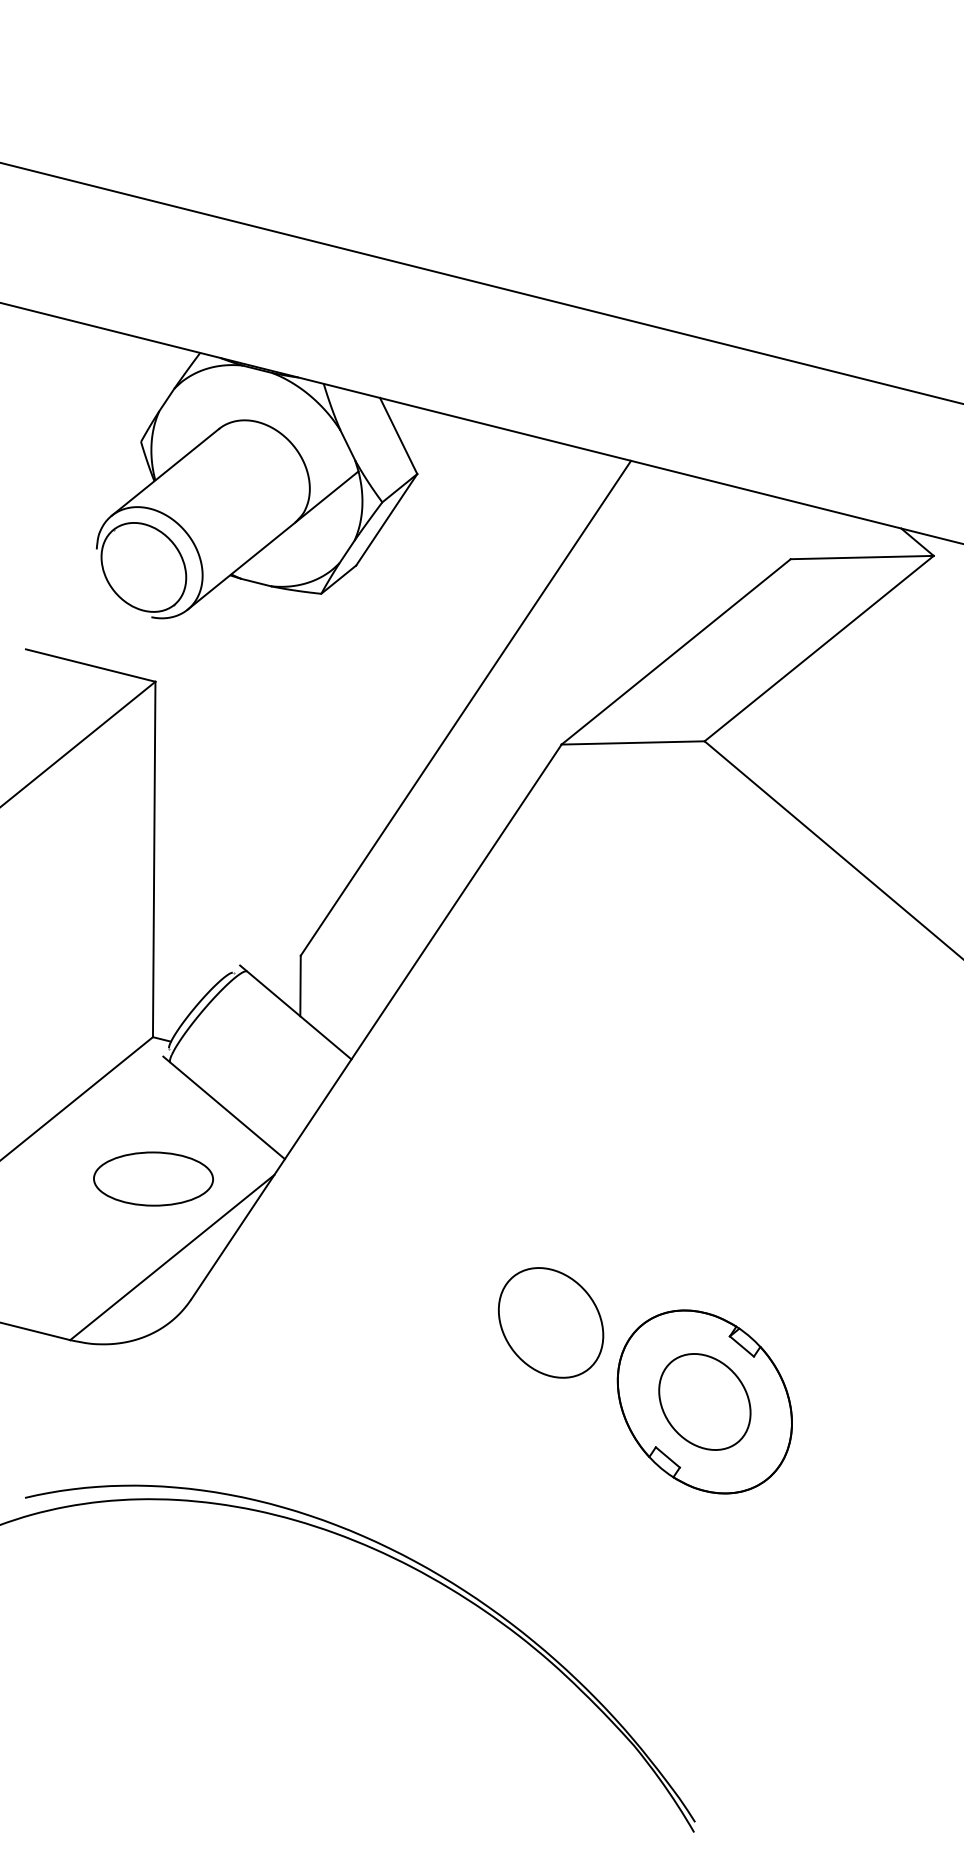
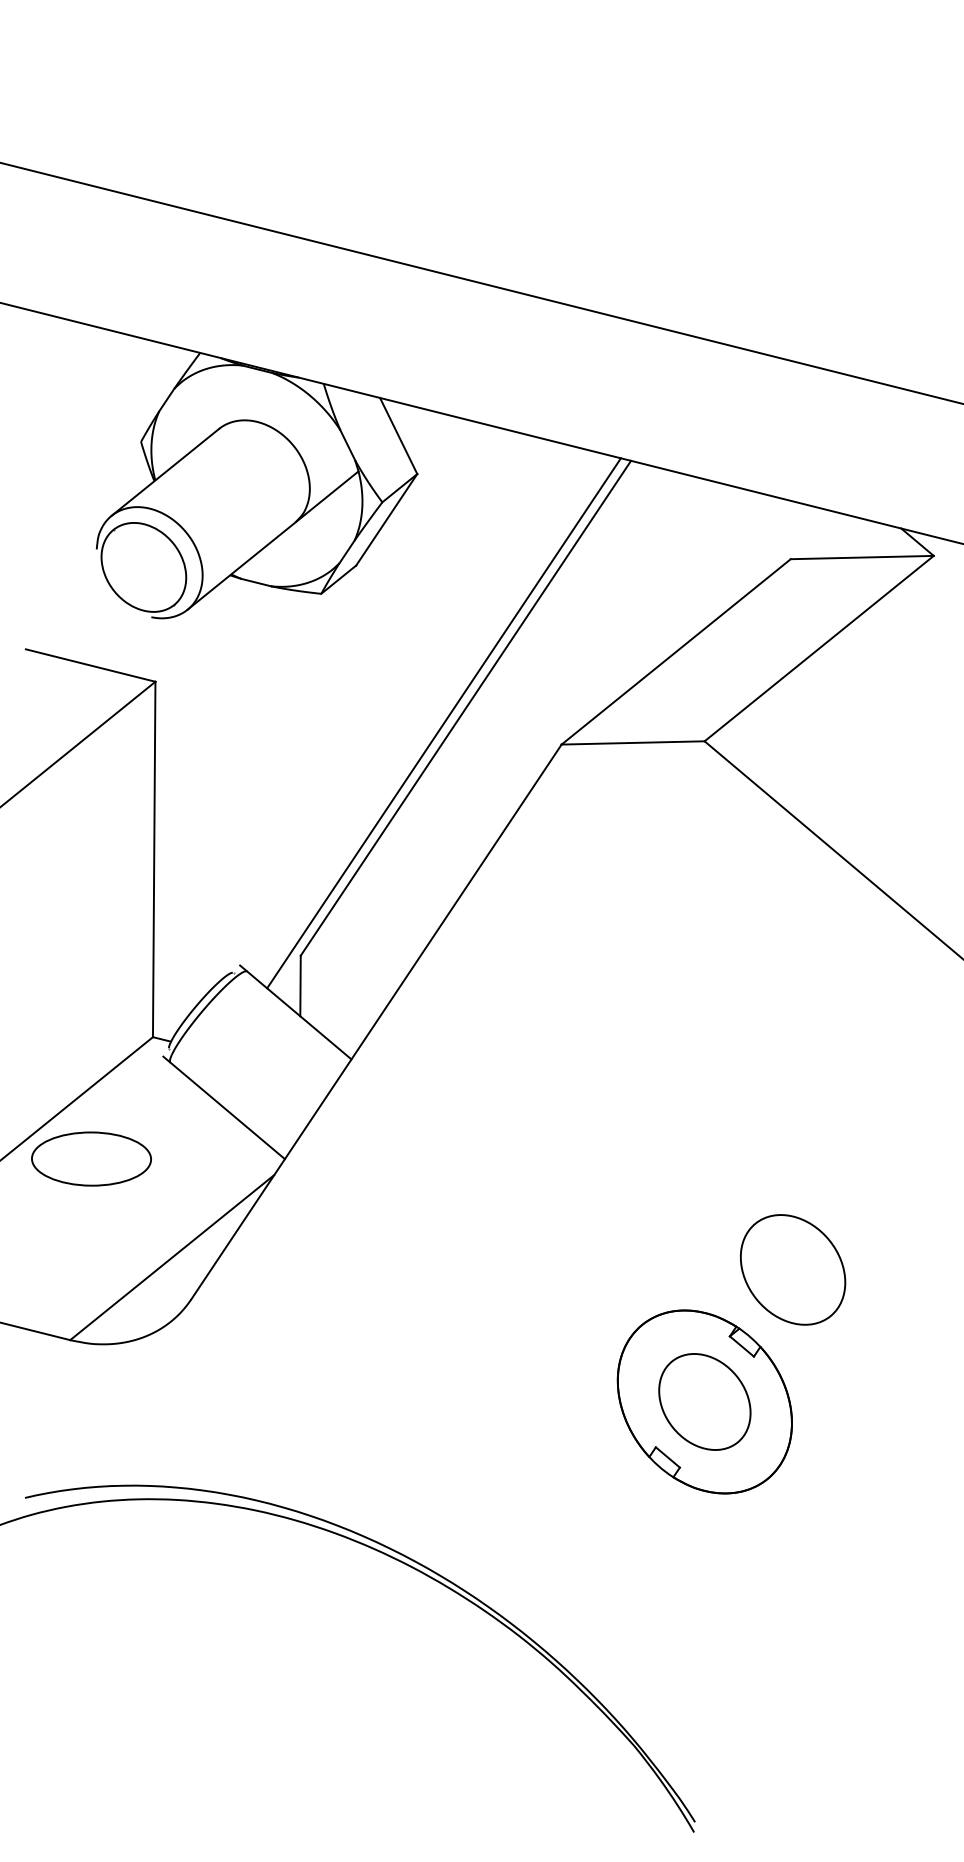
line: none -> present (443, 723)
part position: (153, 1178) -> (91, 1158) (91, 1158)
part position: (551, 1322) -> (793, 1269) (793, 1269)
